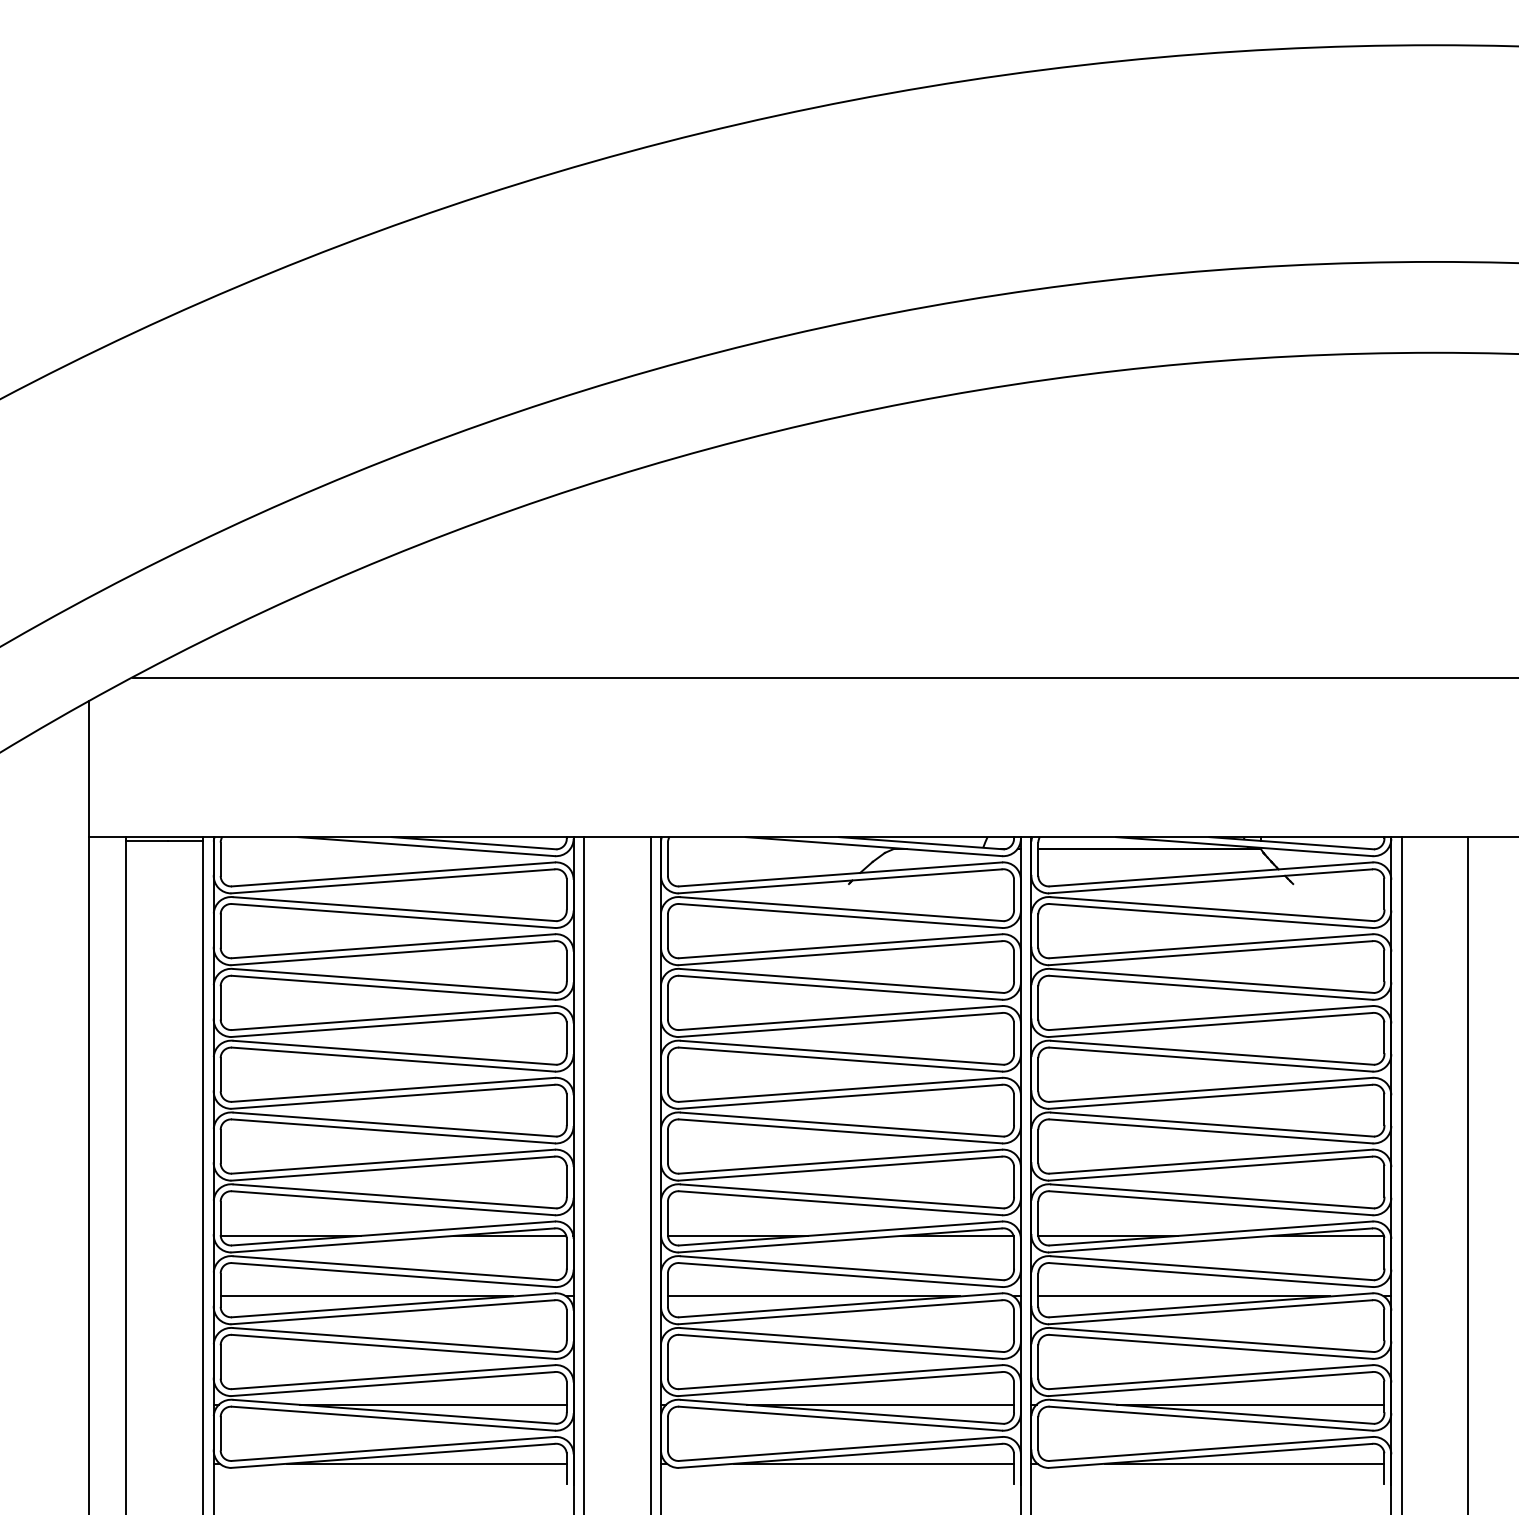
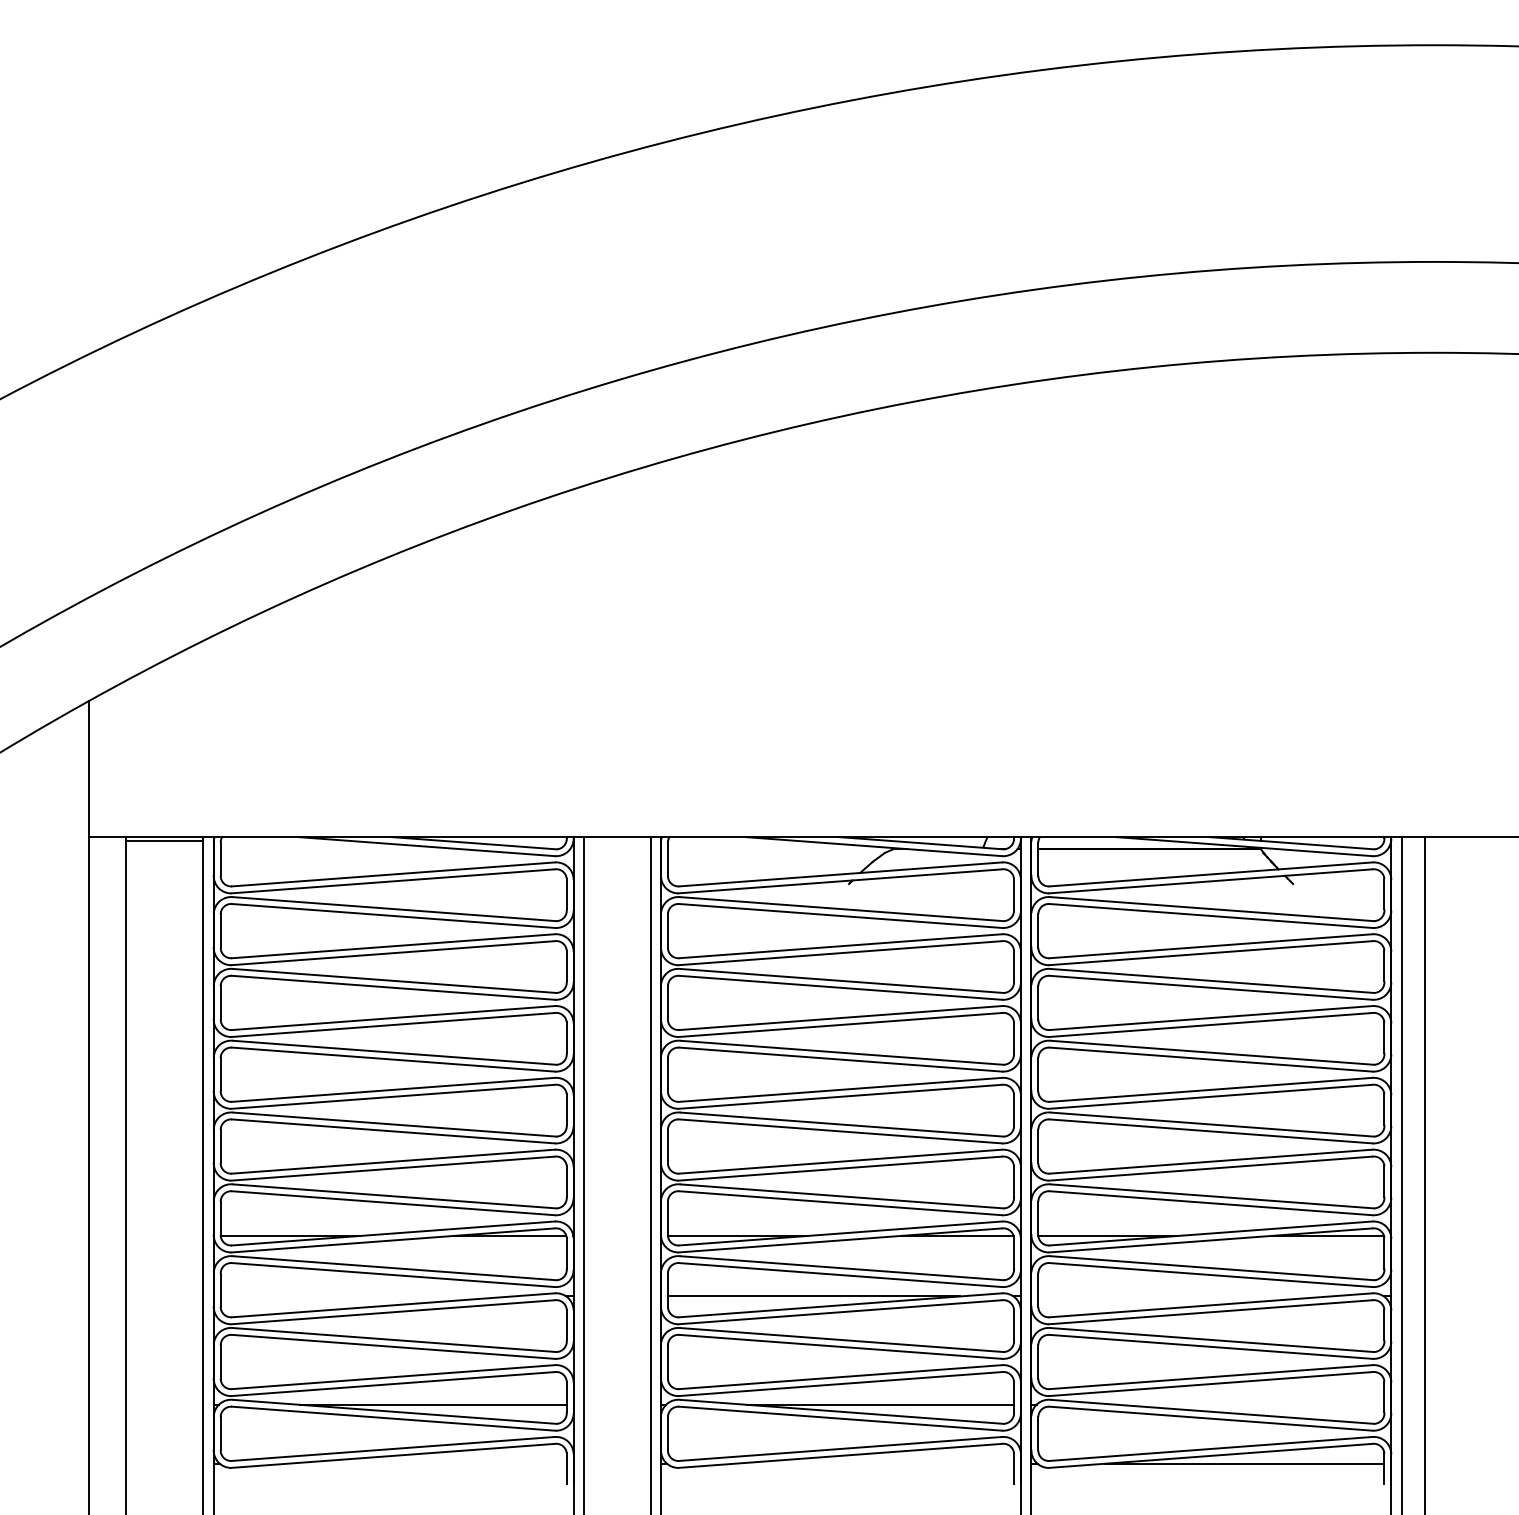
line: present -> none (823, 677)
line position: (1468, 1174) -> (1425, 1174) (1425, 1174)
line: present -> none (366, 1296)
line: present -> none (1184, 1296)
line: present -> none (1250, 1404)
line: present -> none (426, 1463)
line: present -> none (874, 1463)
